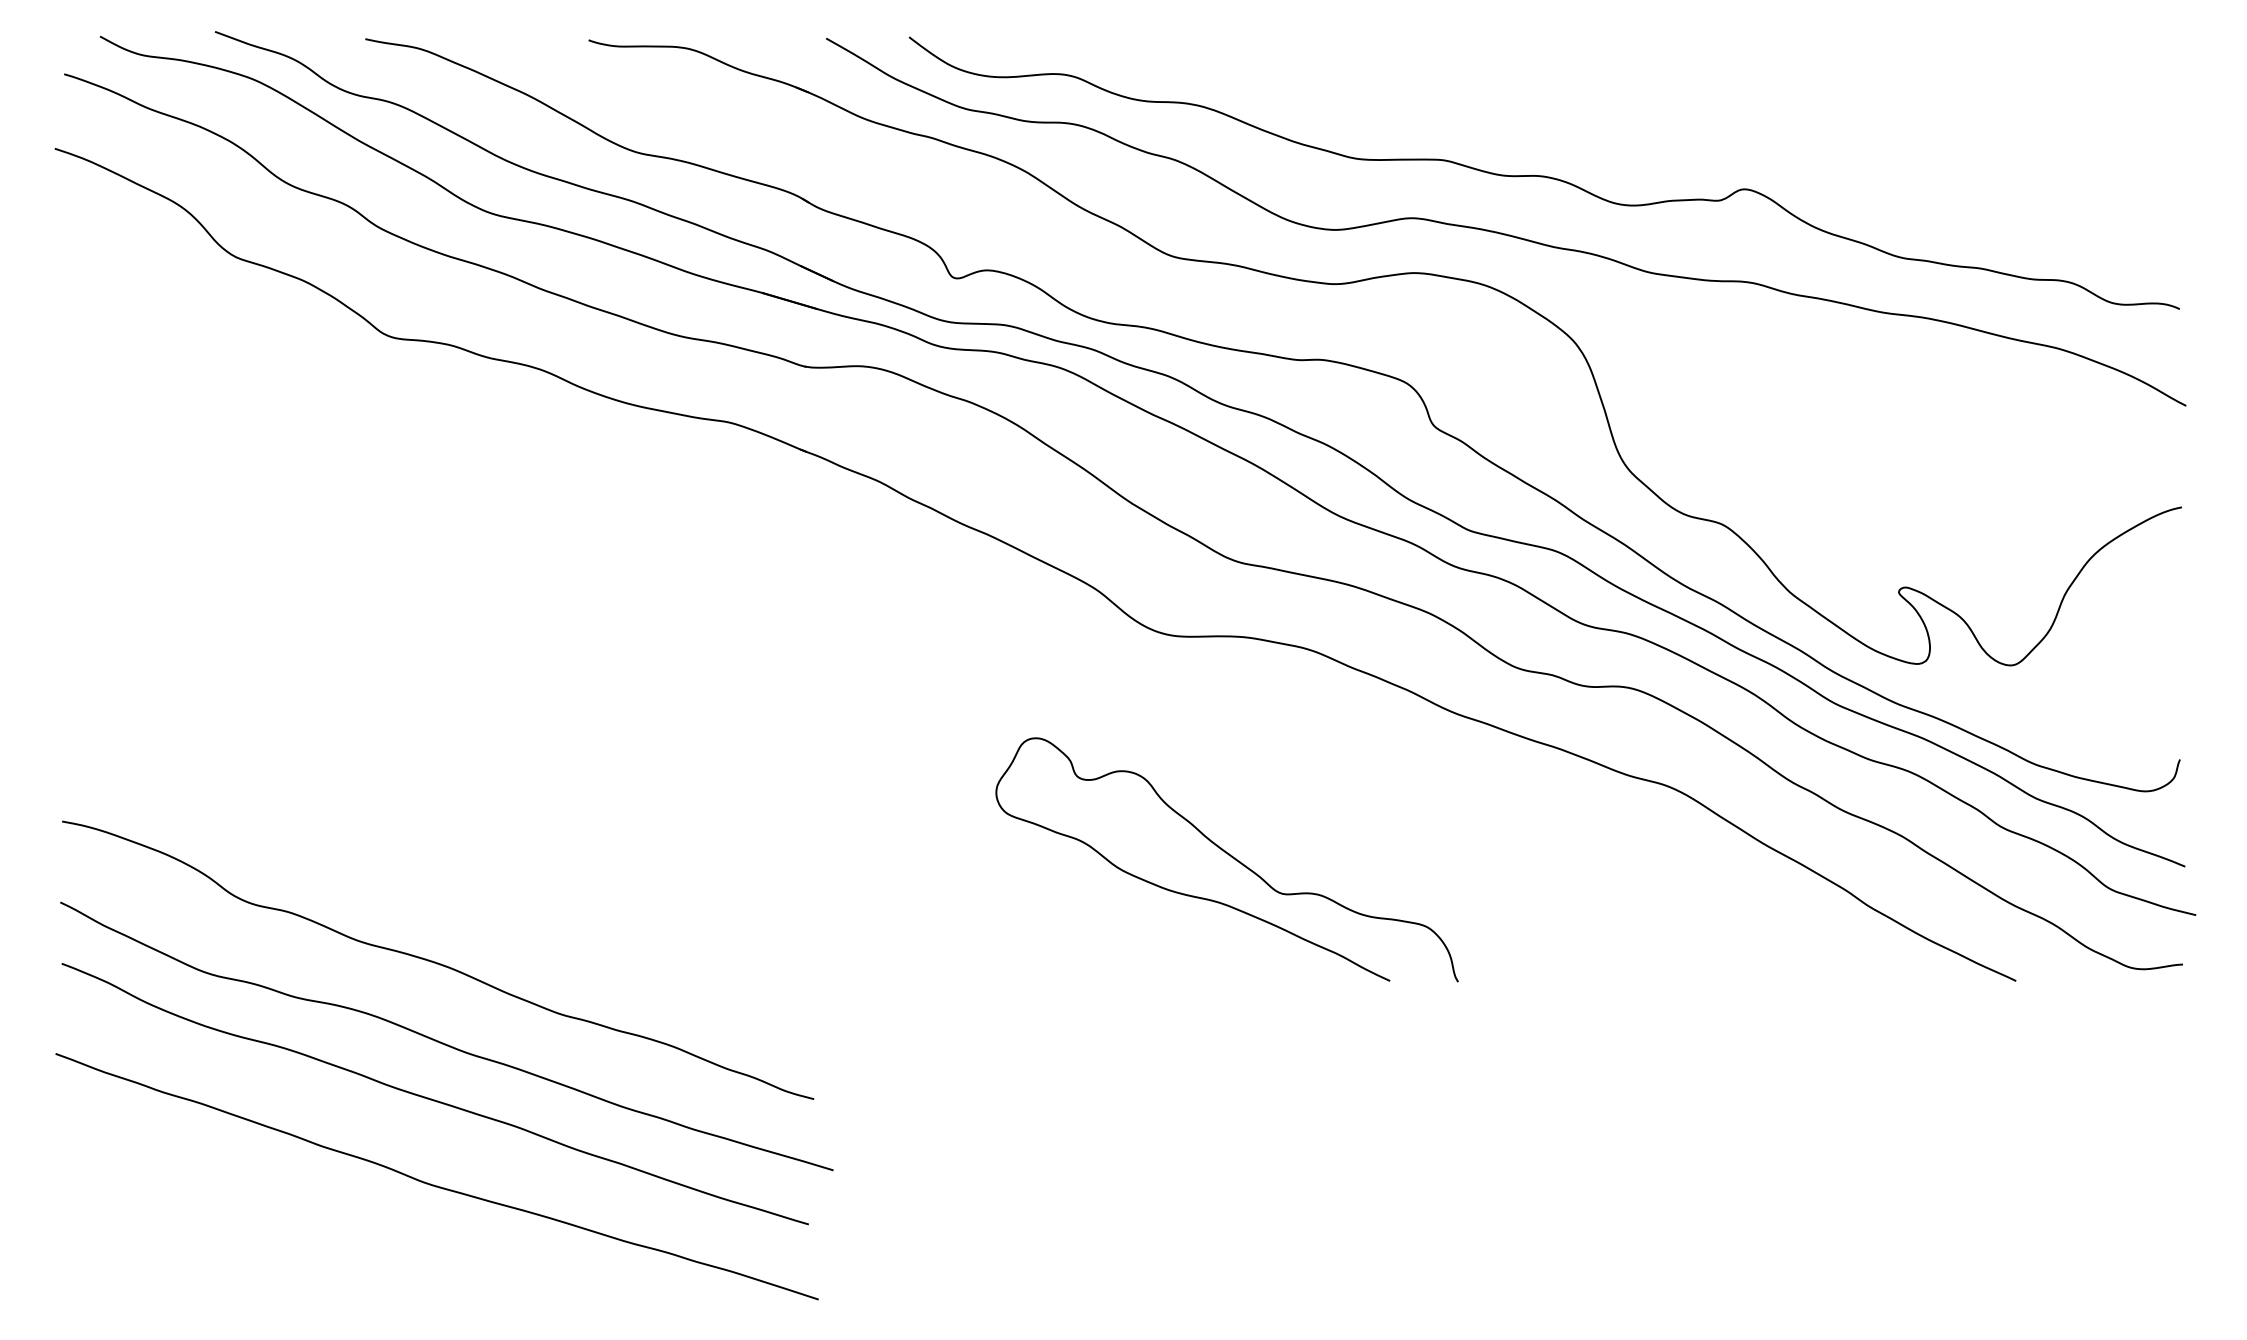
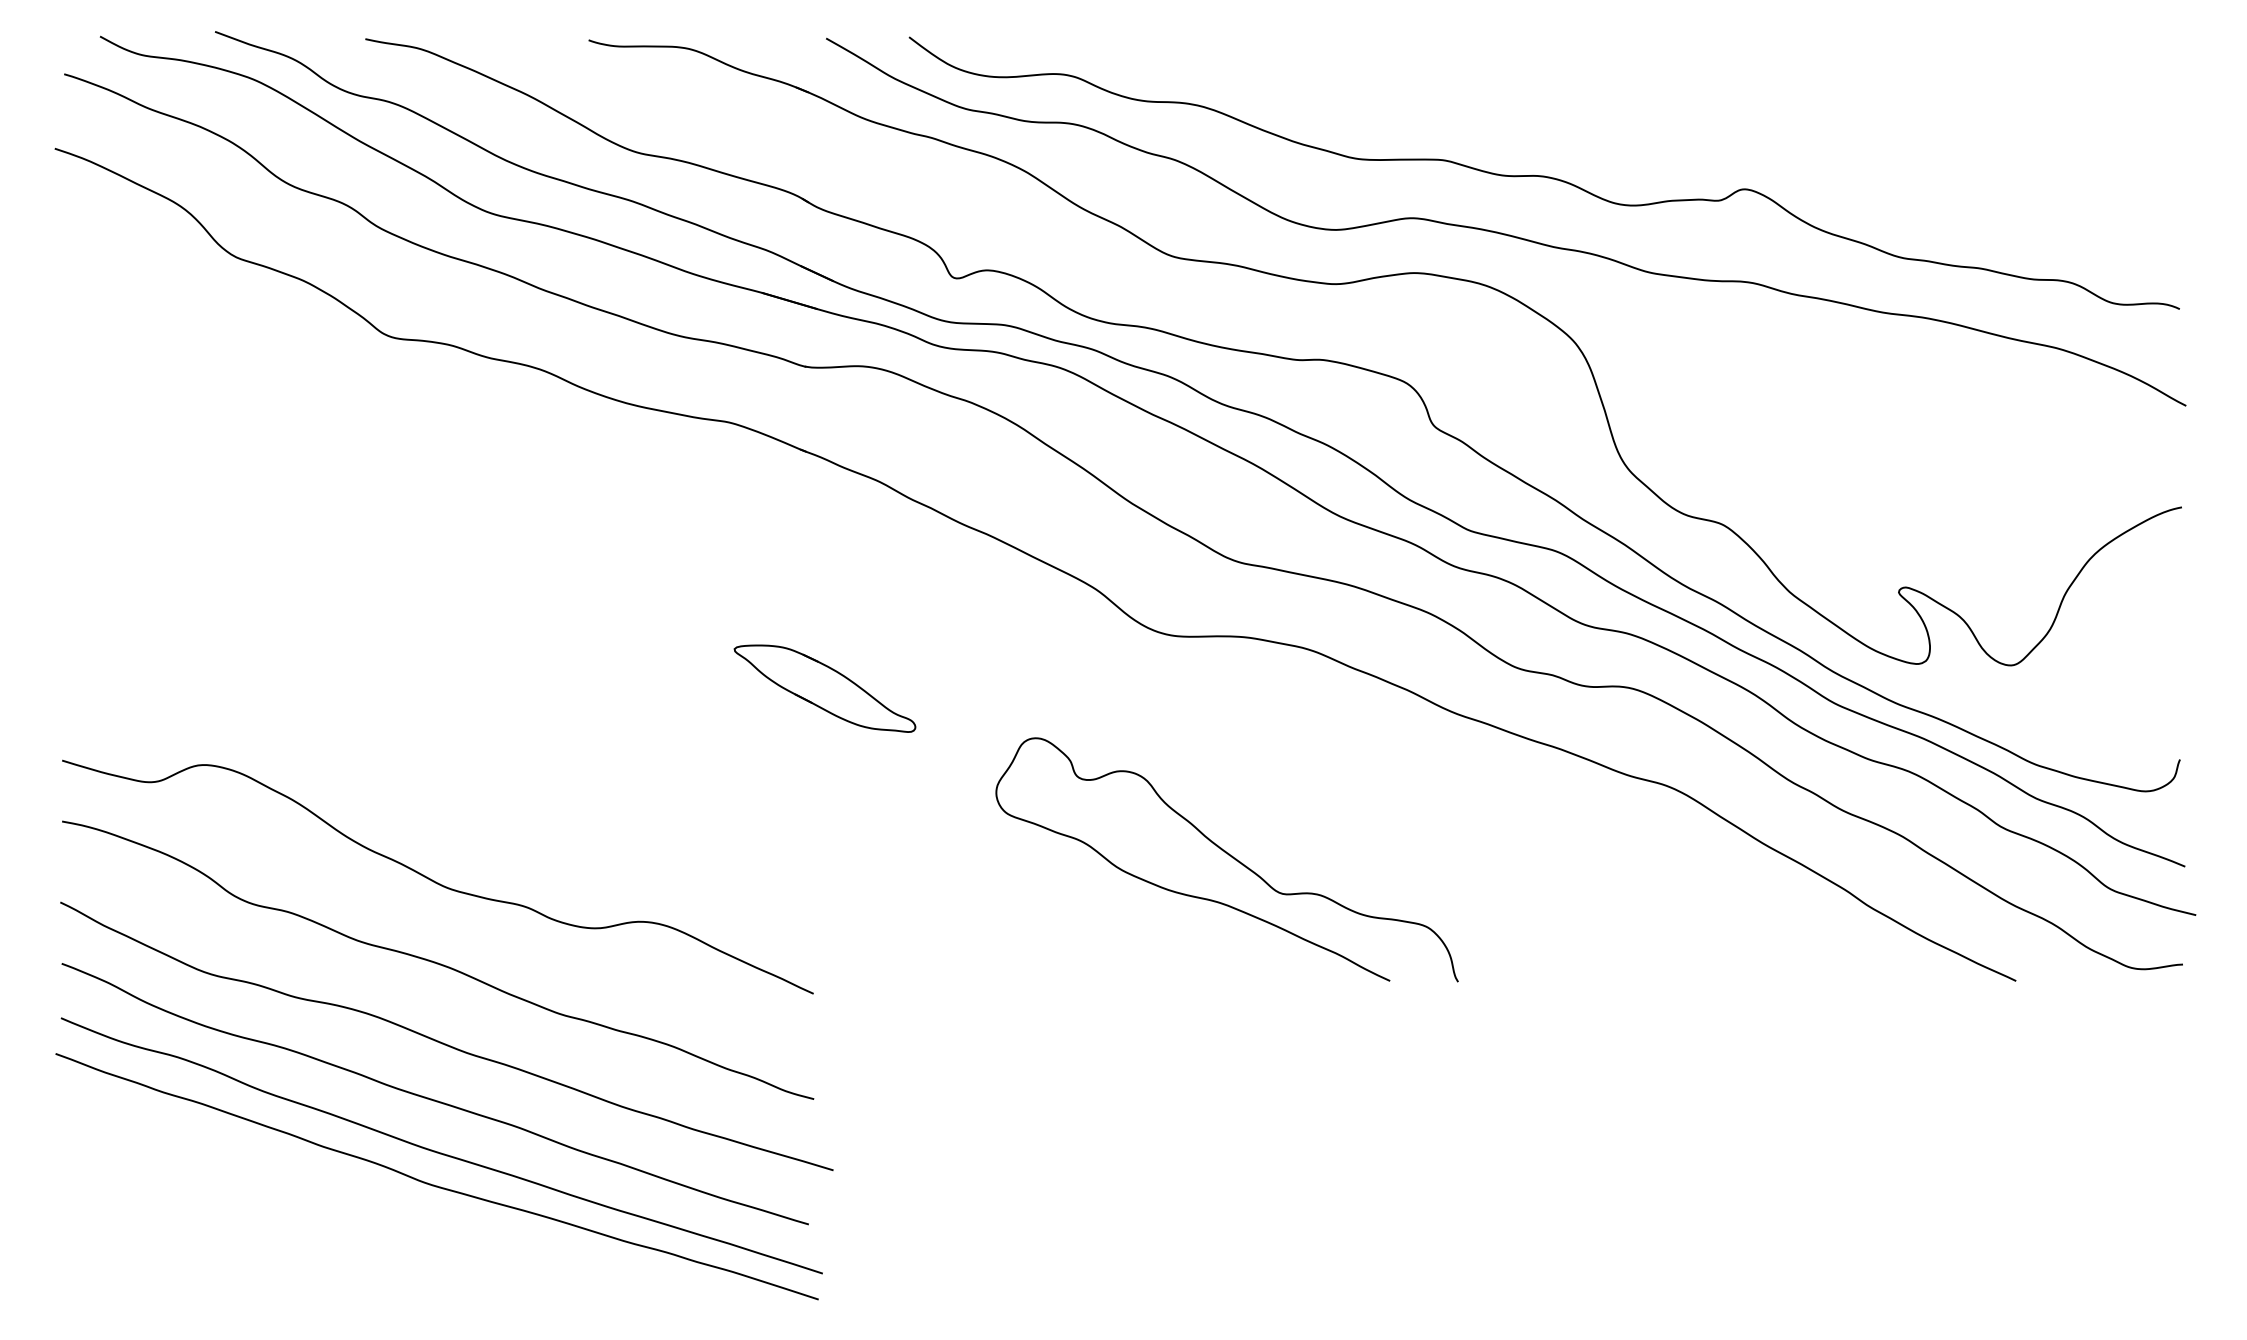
part: none -> present (824, 688)
curve: none -> present (434, 880)
curve: none -> present (438, 1151)
